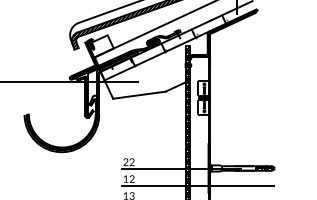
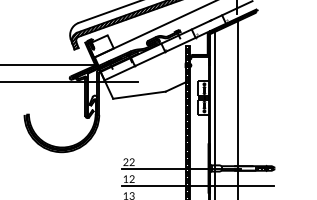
line: none -> present (49, 65)
line: none -> present (237, 108)
line: none -> present (215, 113)
